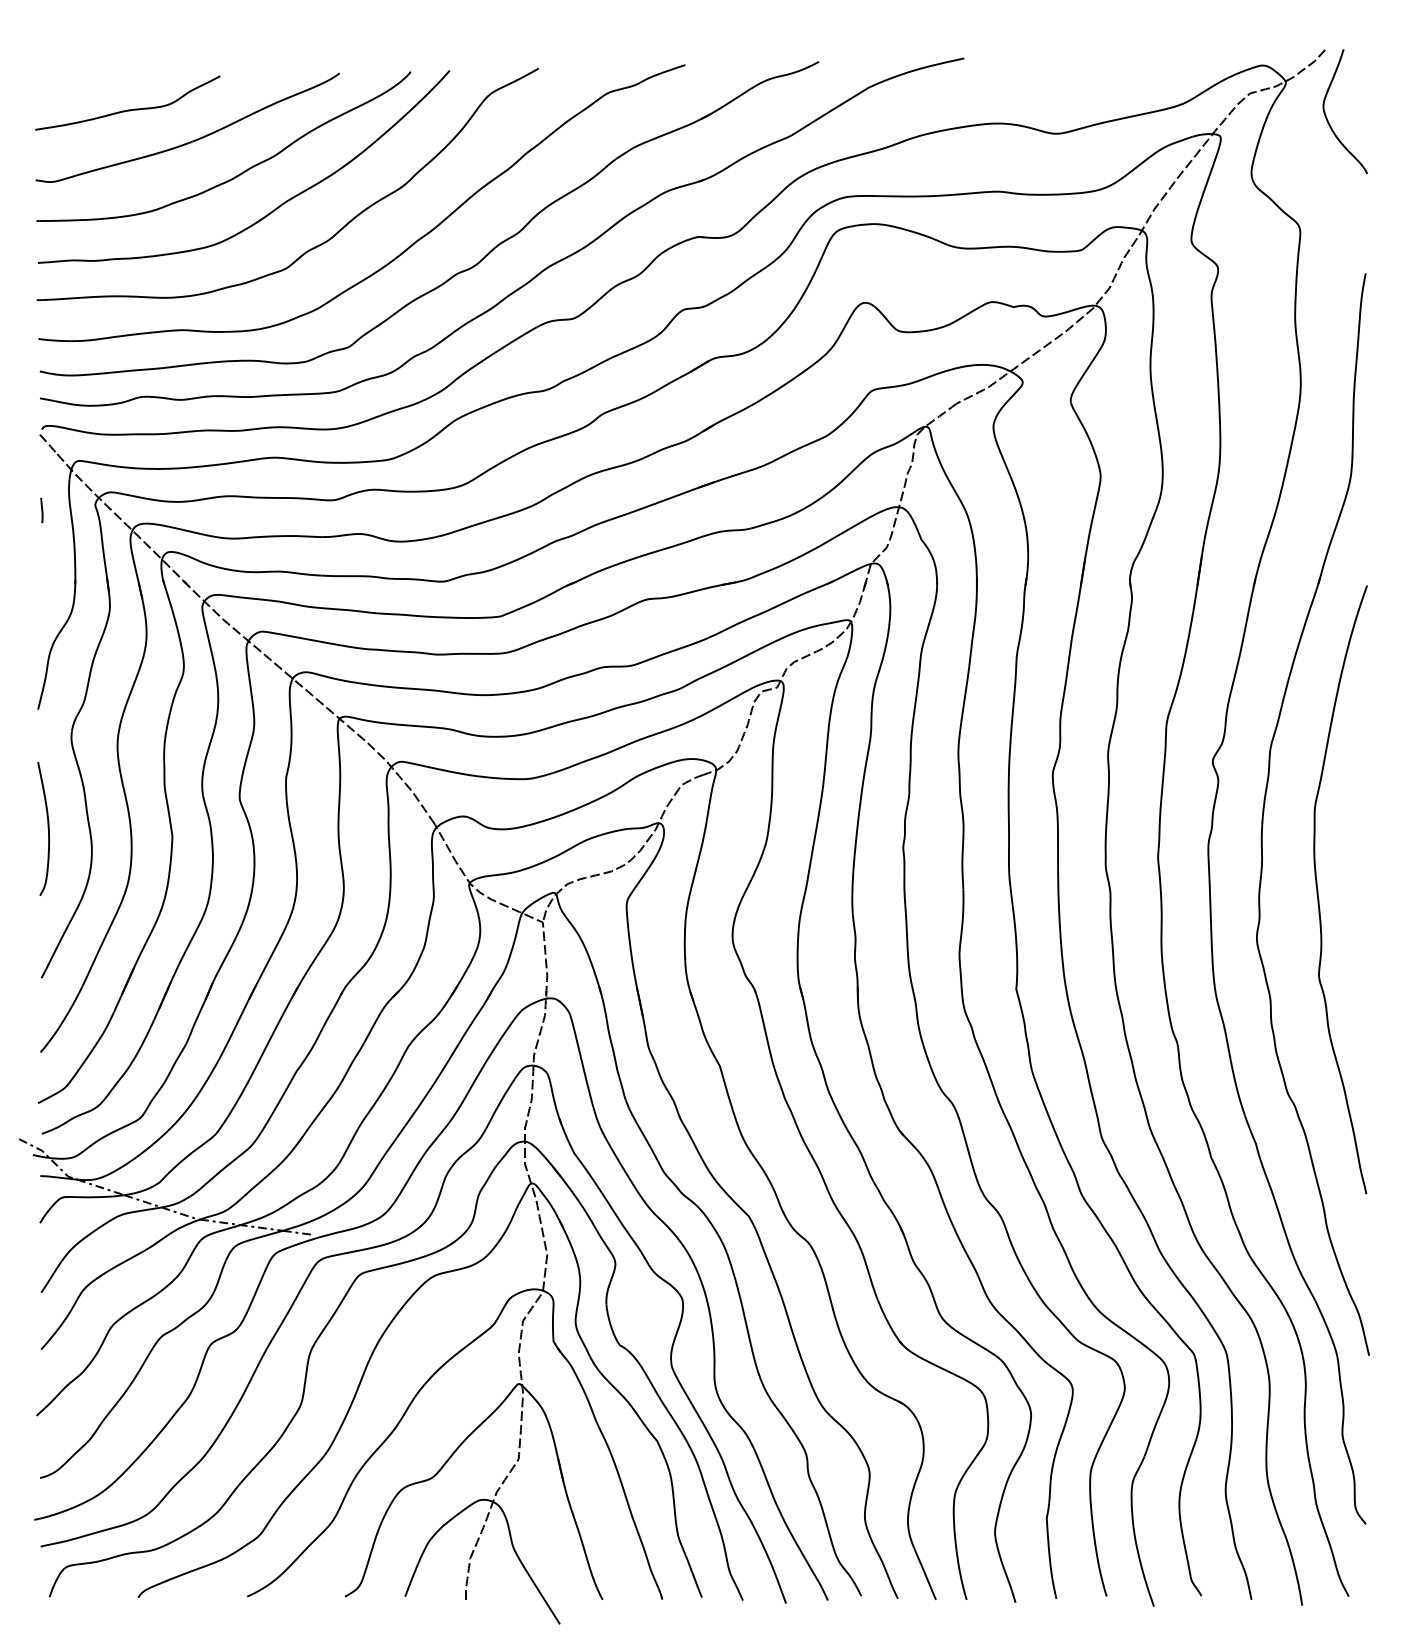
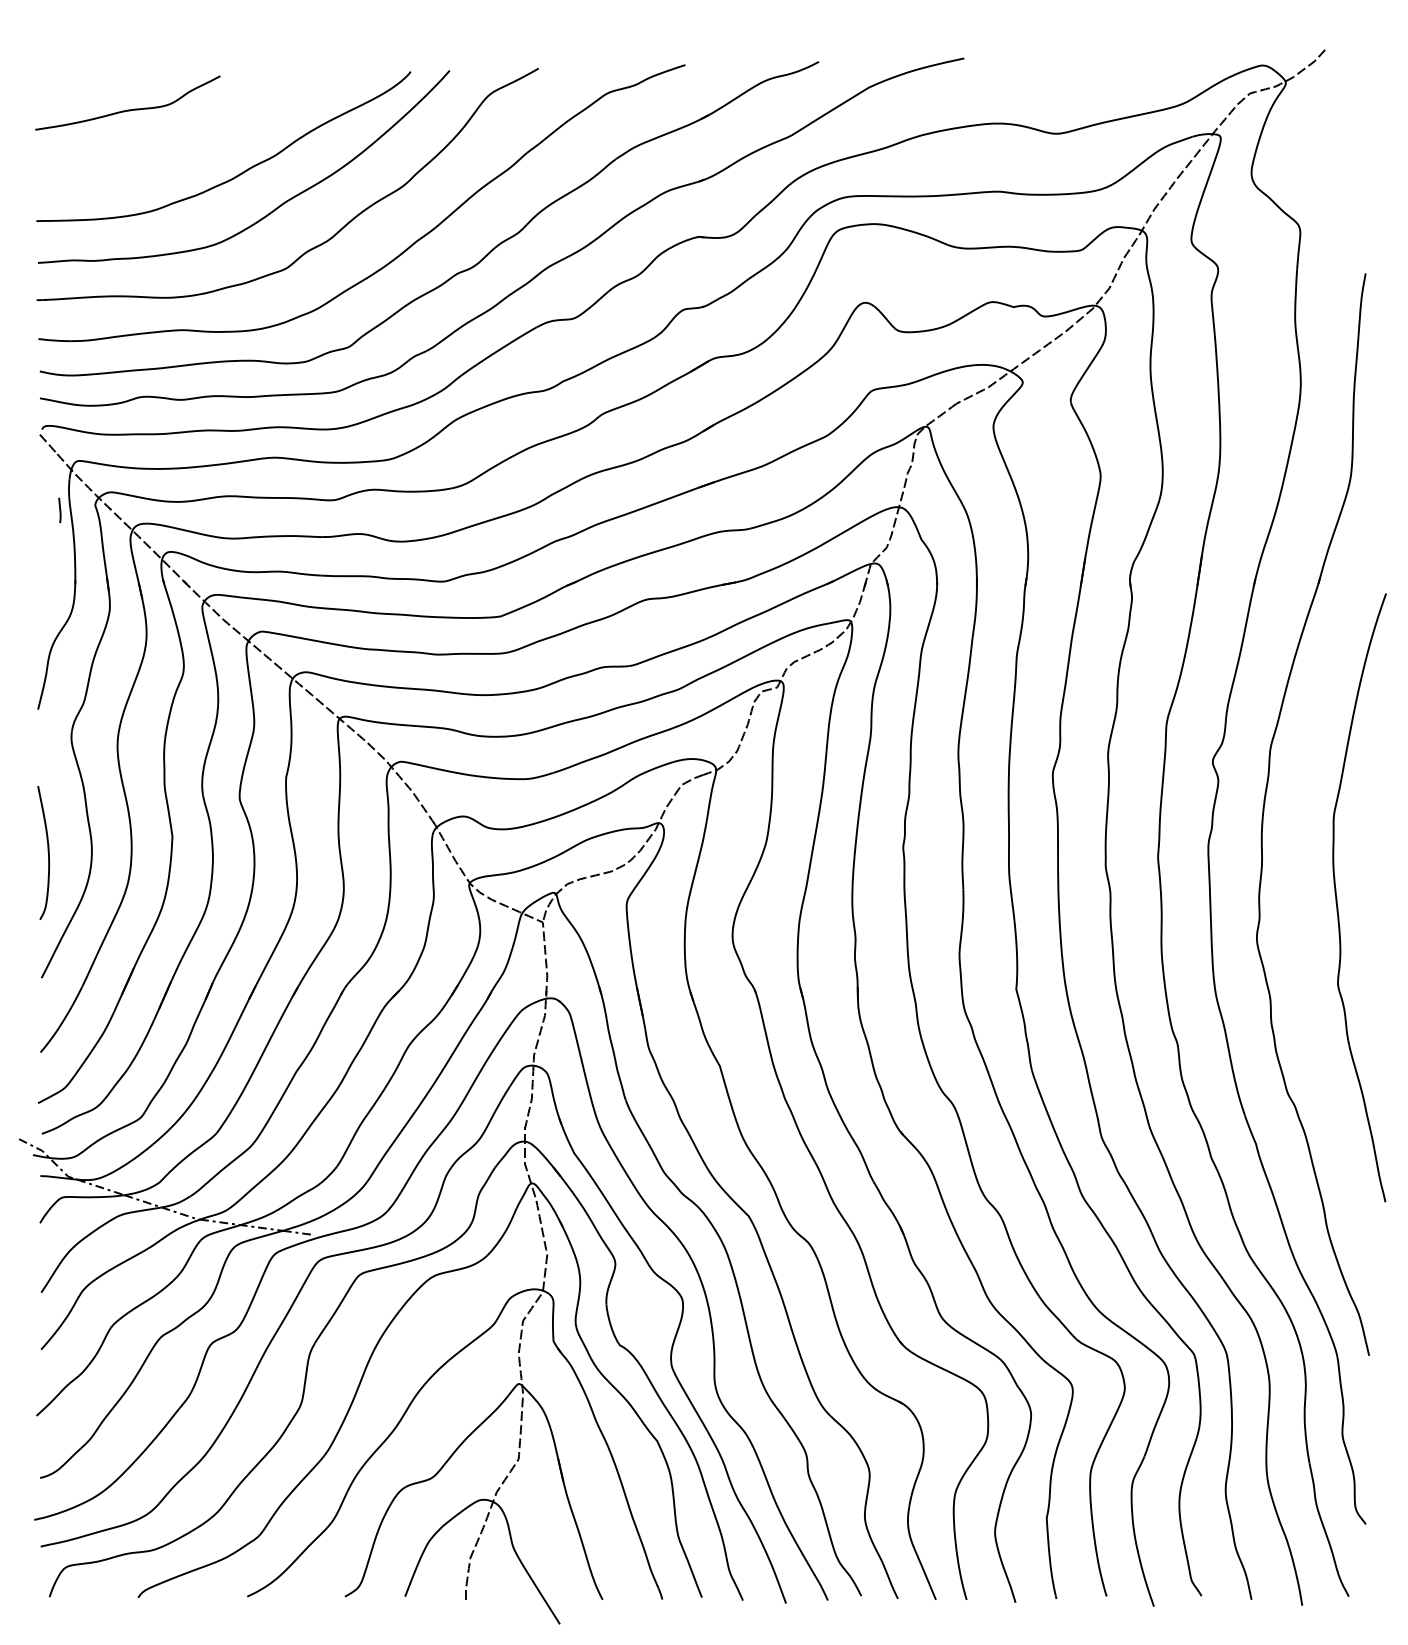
curve: present -> none (1327, 117)
part: present -> none (194, 139)
line position: (41, 510) -> (59, 510) (59, 510)
curve position: (47, 828) -> (47, 852) (47, 852)
part position: (1318, 889) -> (1337, 897) (1337, 897)
